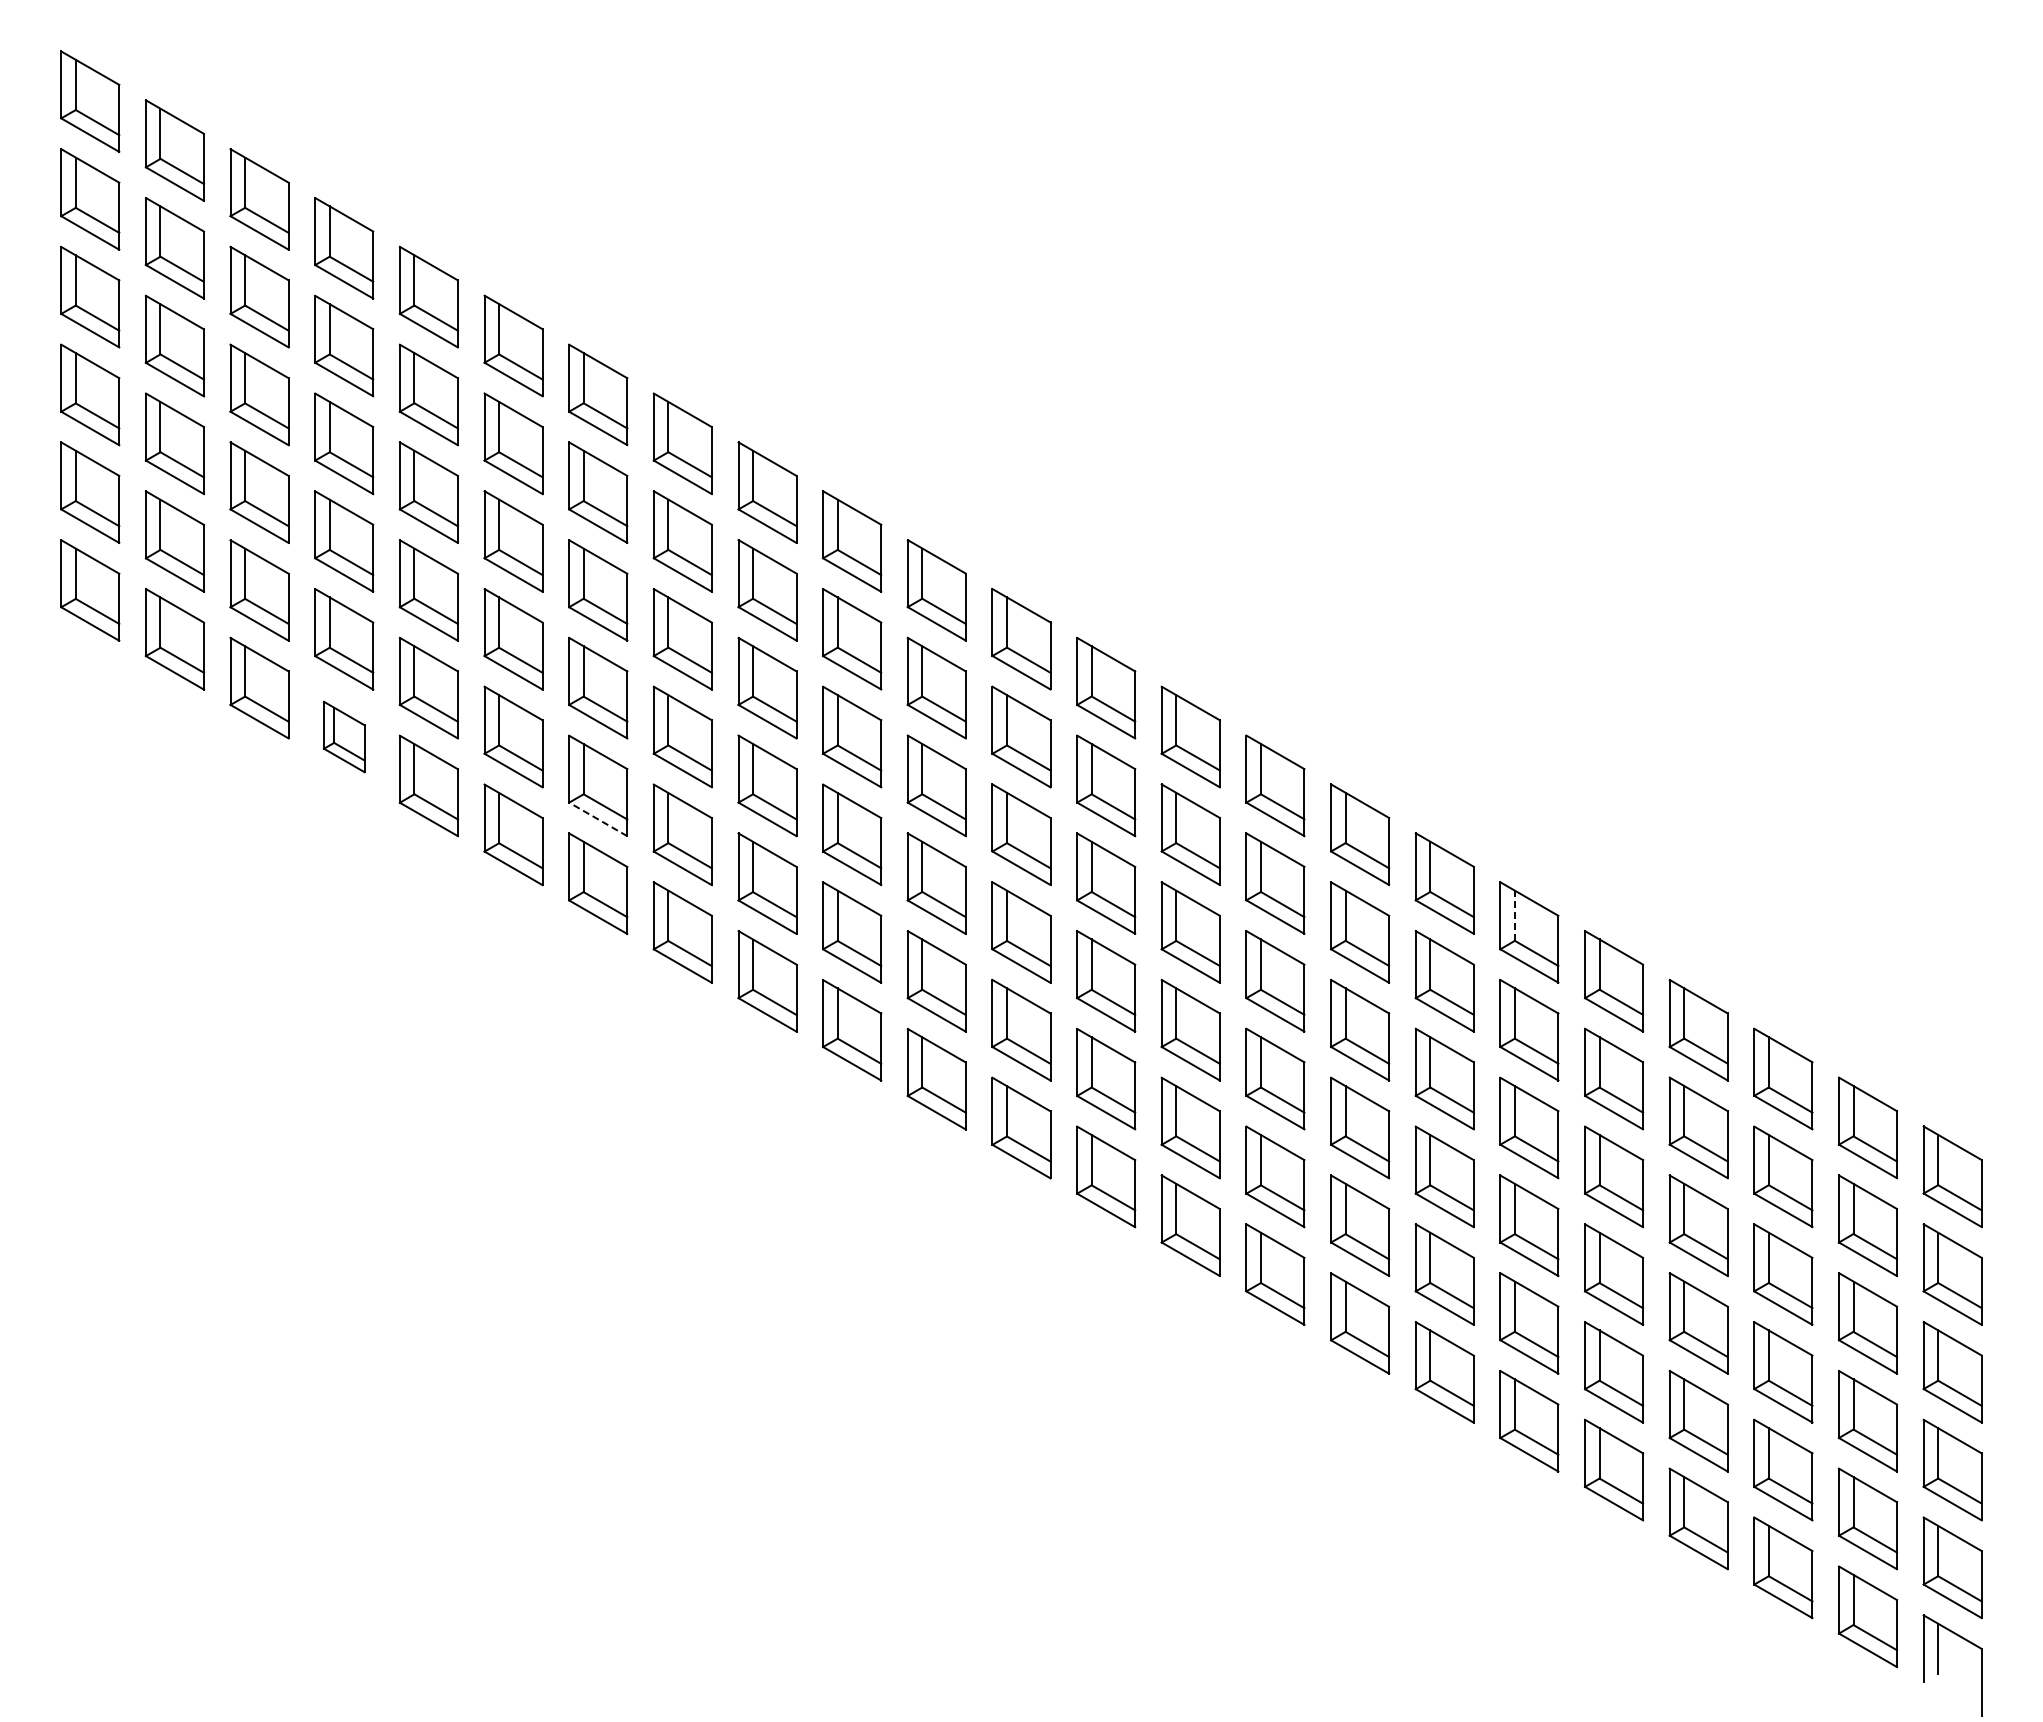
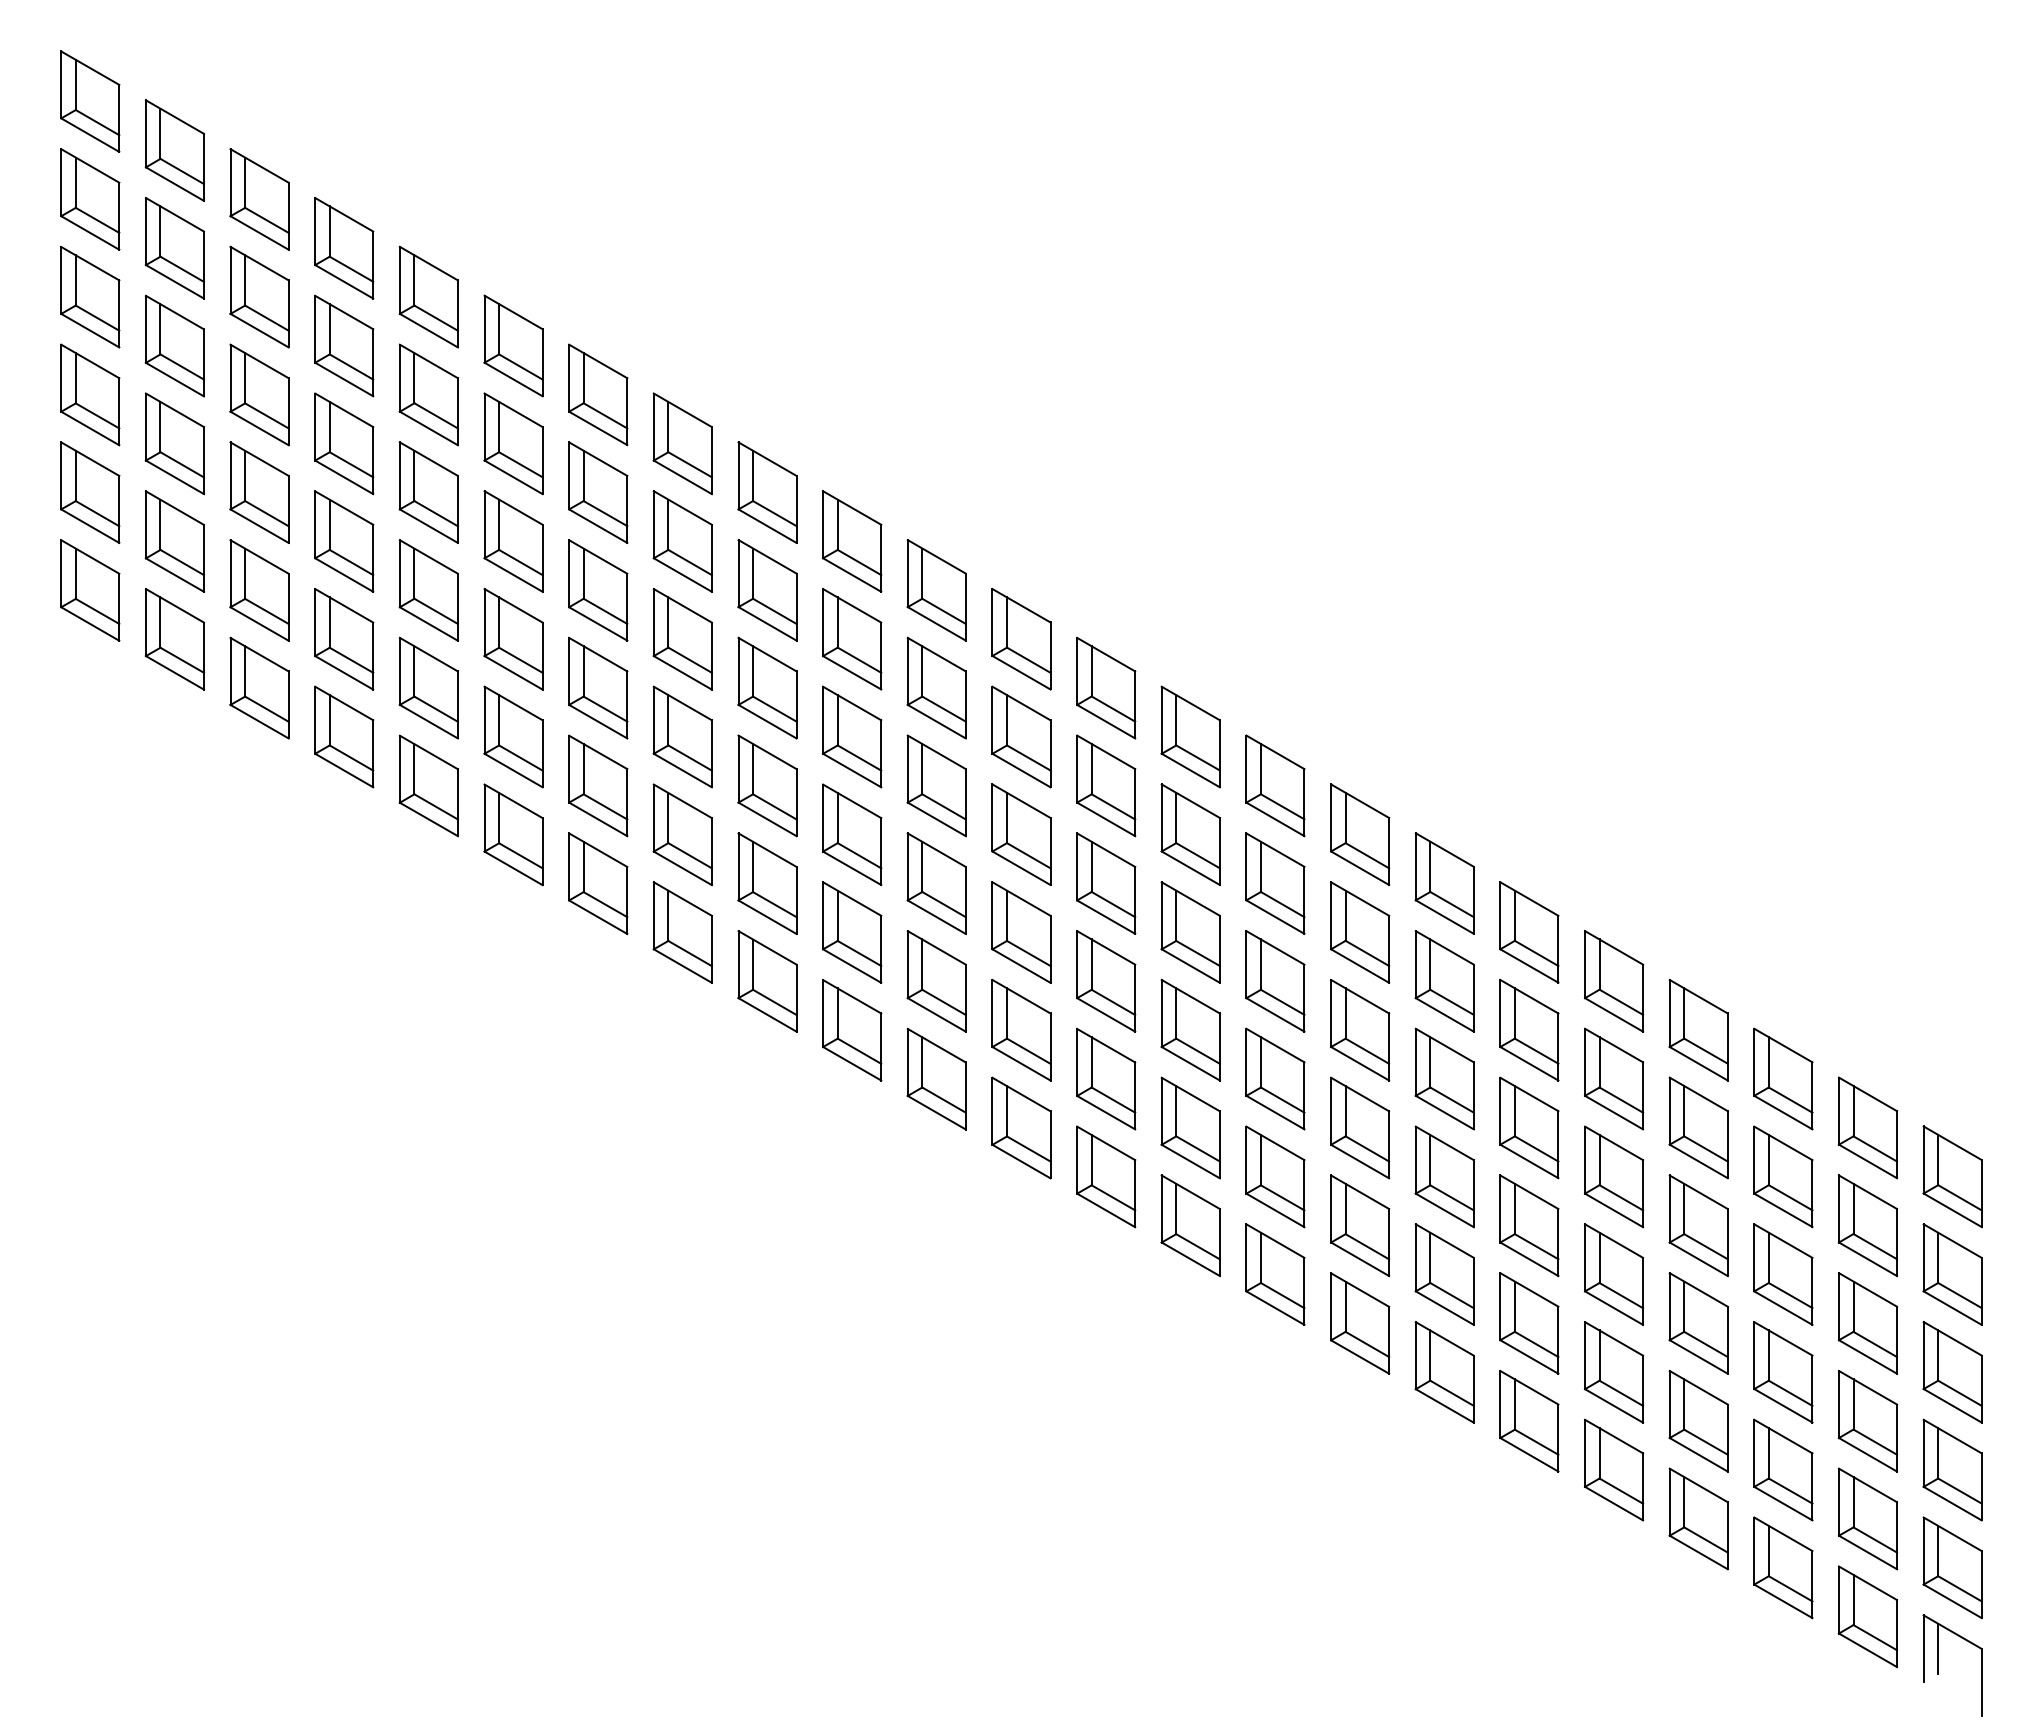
part size: 44x74 px -> 61x104 px (344, 736)
line: dashed -> solid (598, 819)
line: dashed -> solid (1514, 915)
